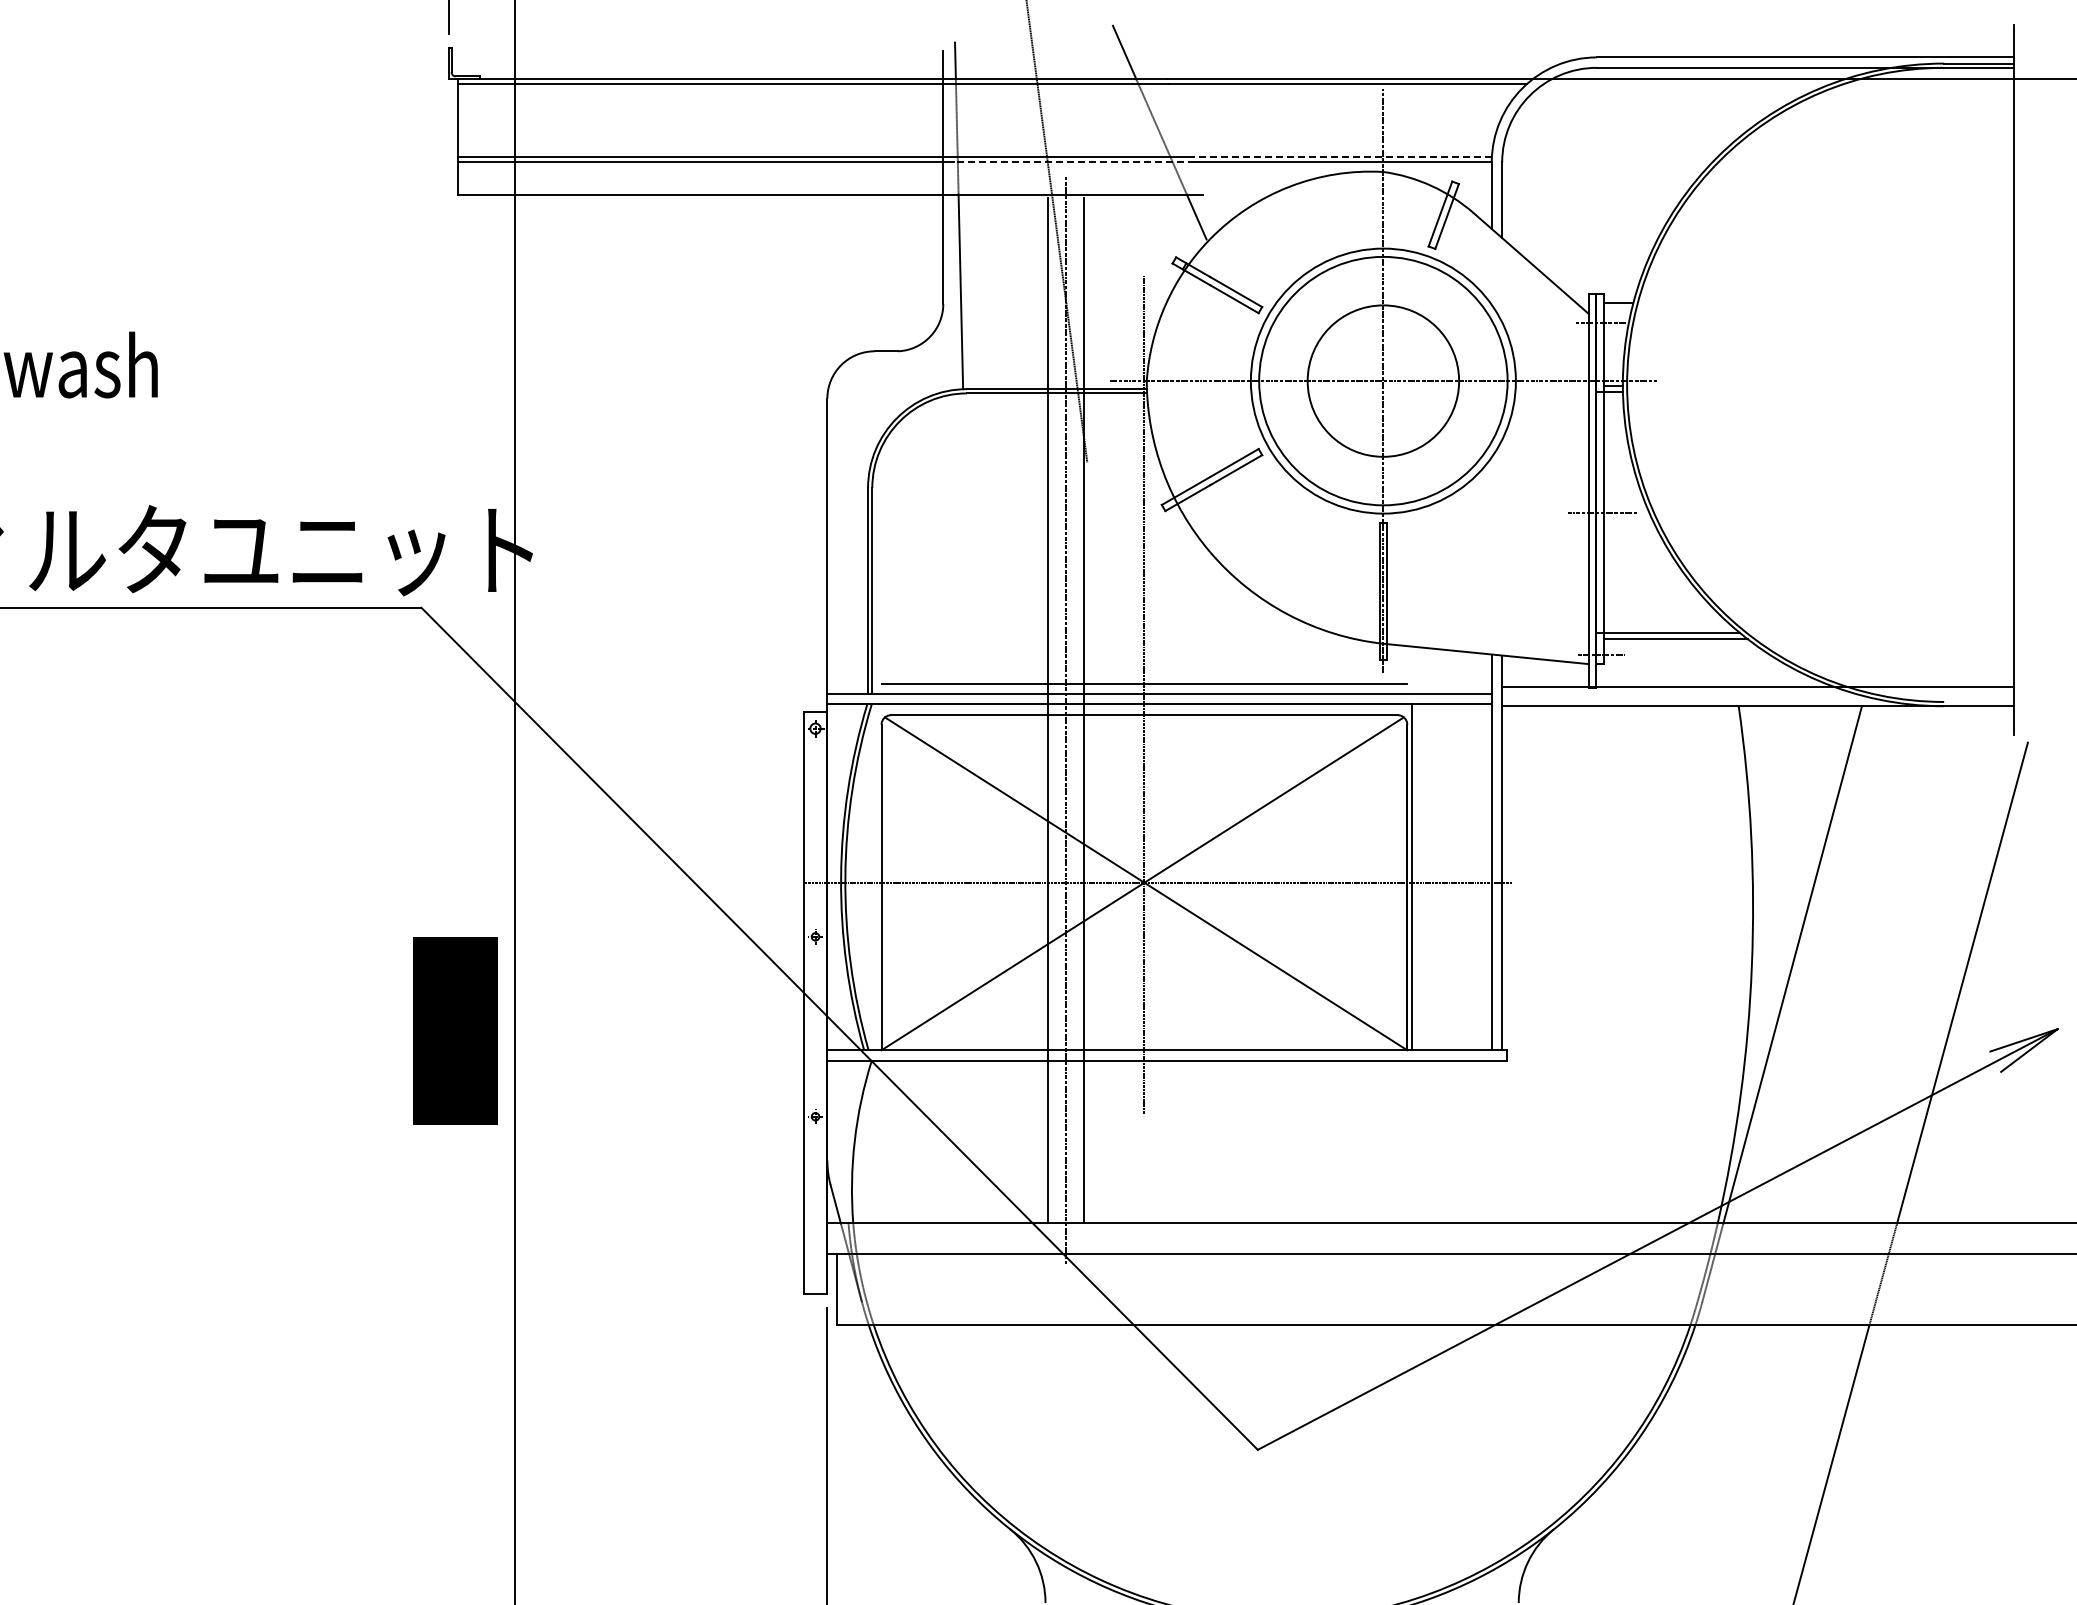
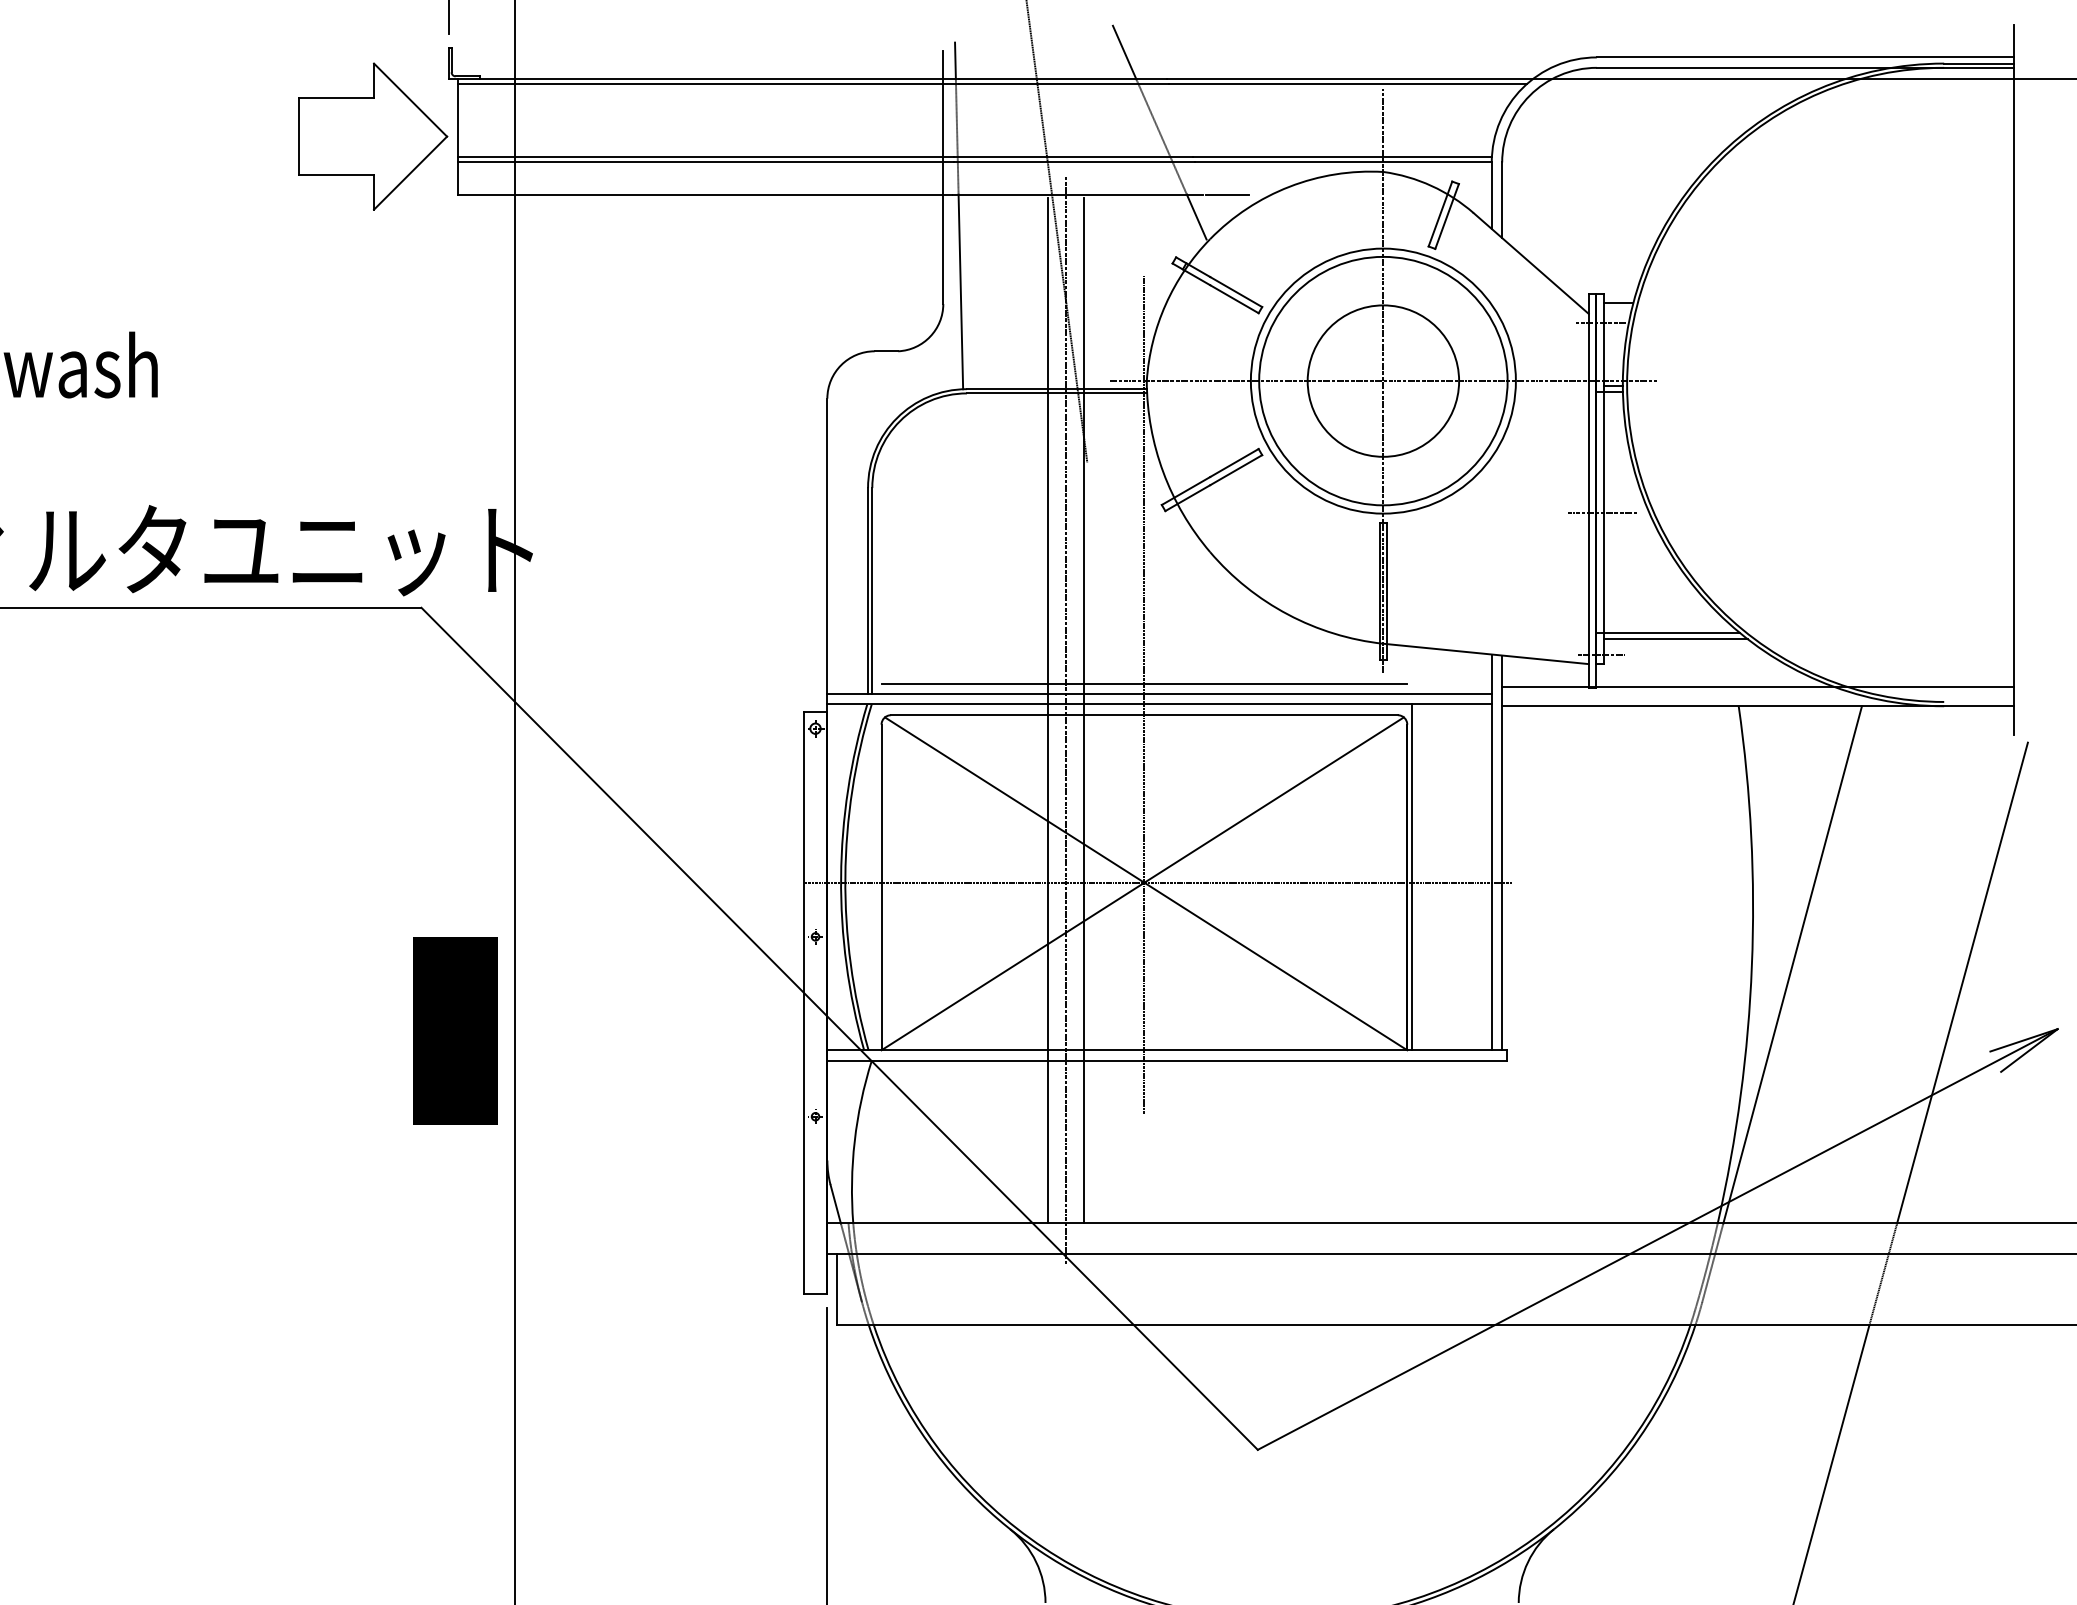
part: none -> present (373, 136)
line: dashed -> solid (1341, 156)
line: dashed -> solid (1073, 162)
line: none -> present (1226, 194)
